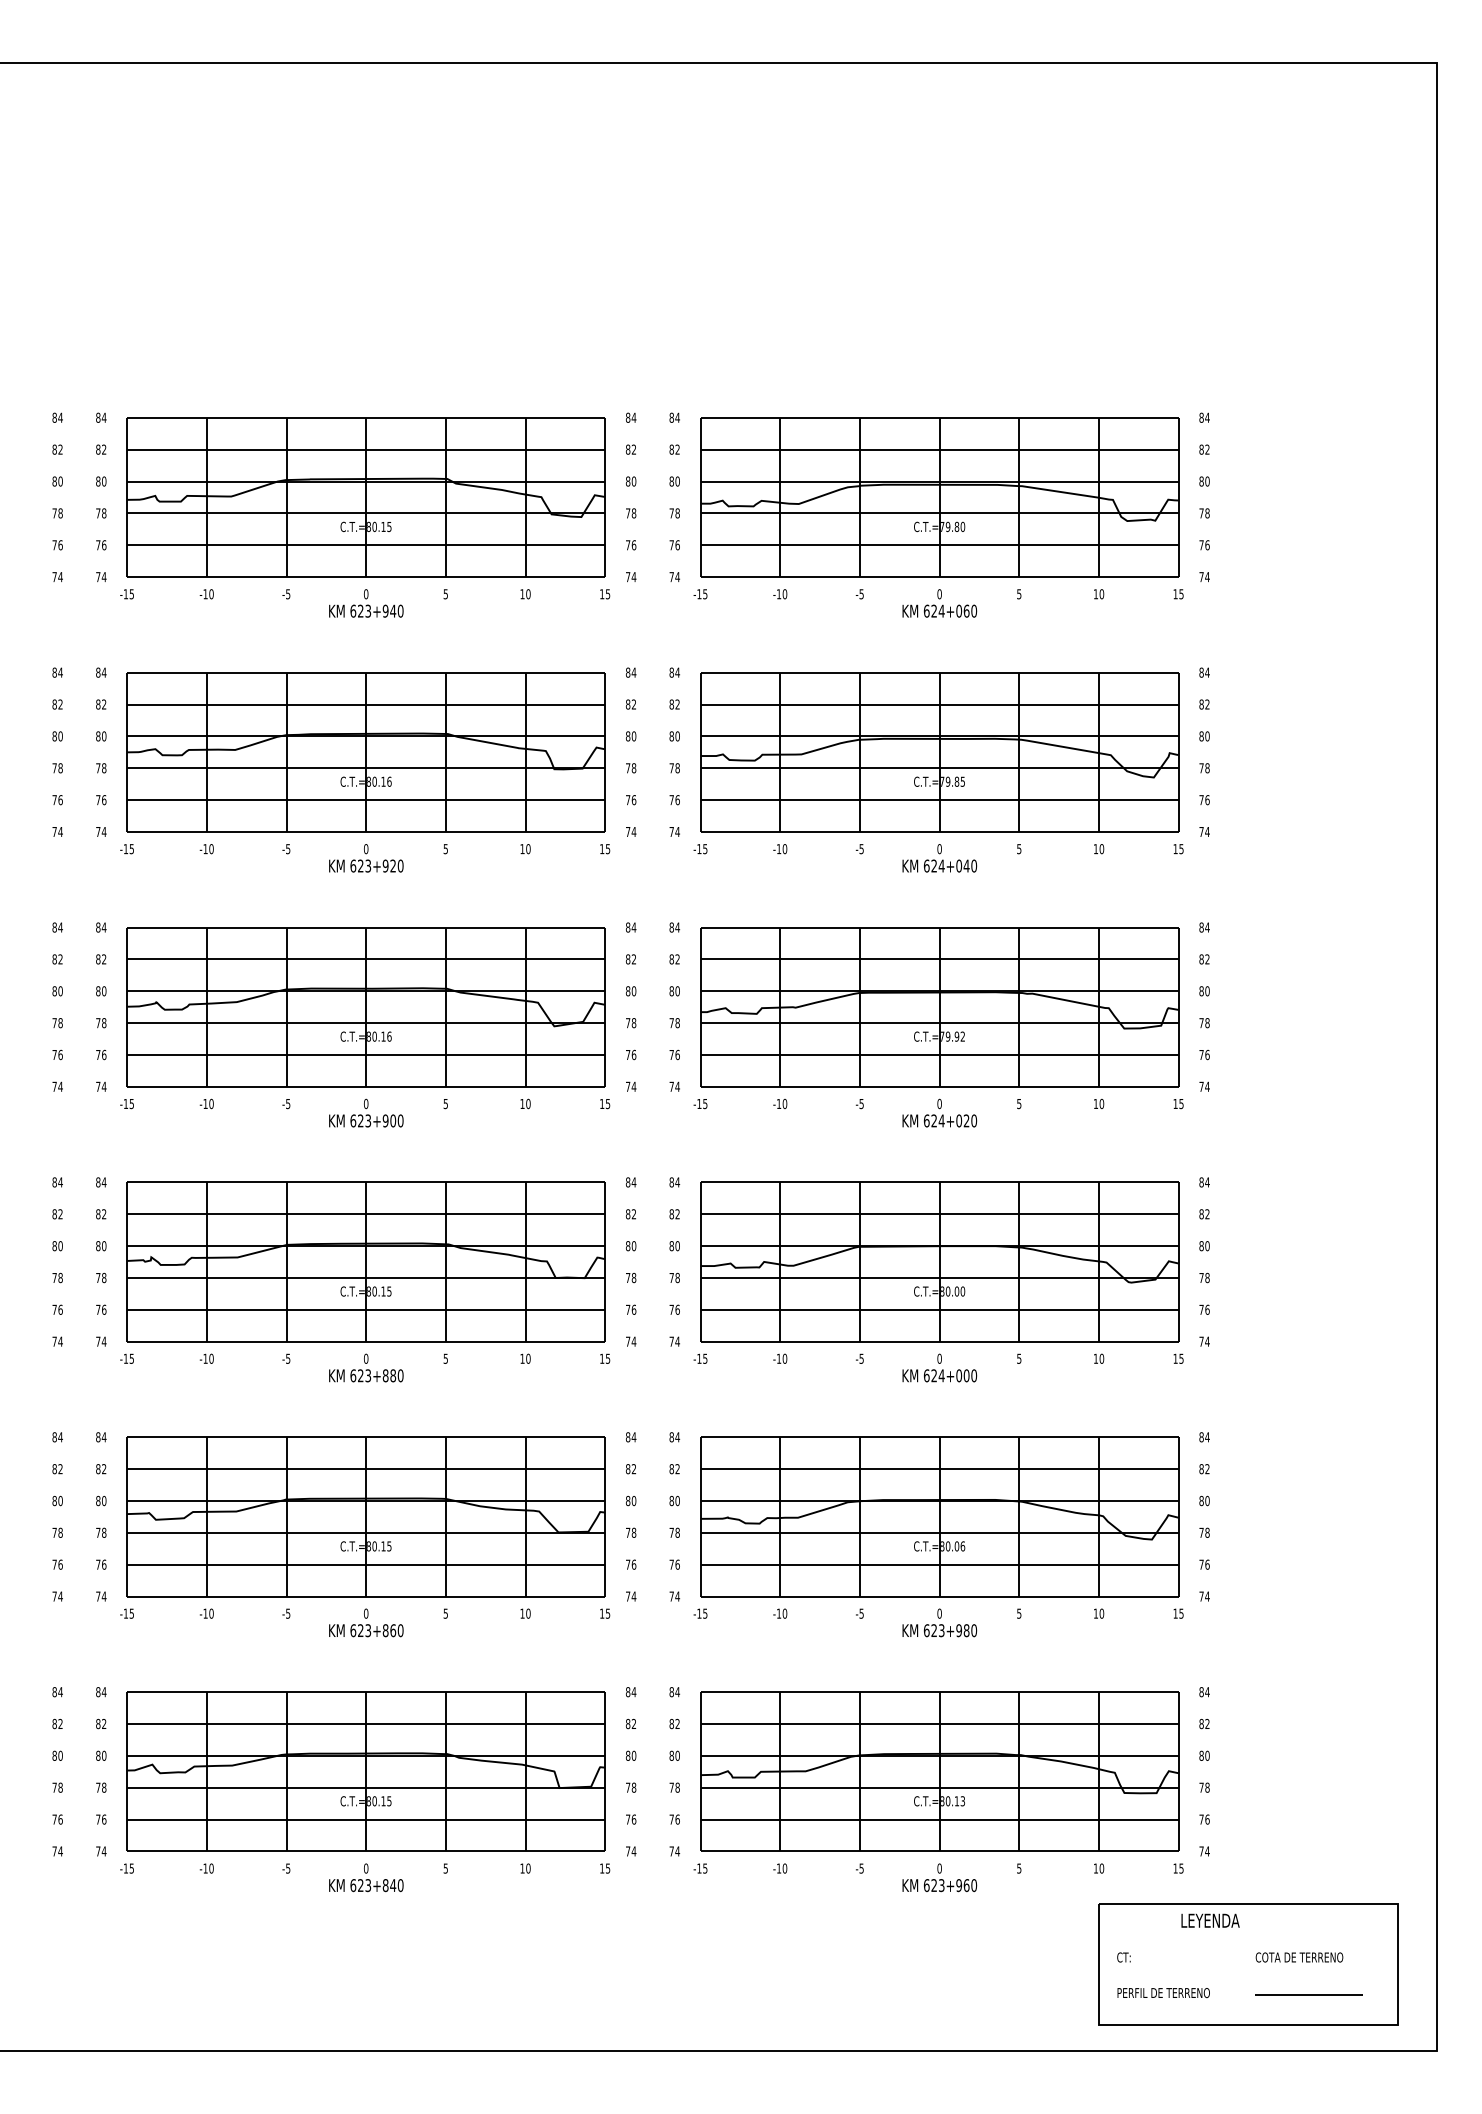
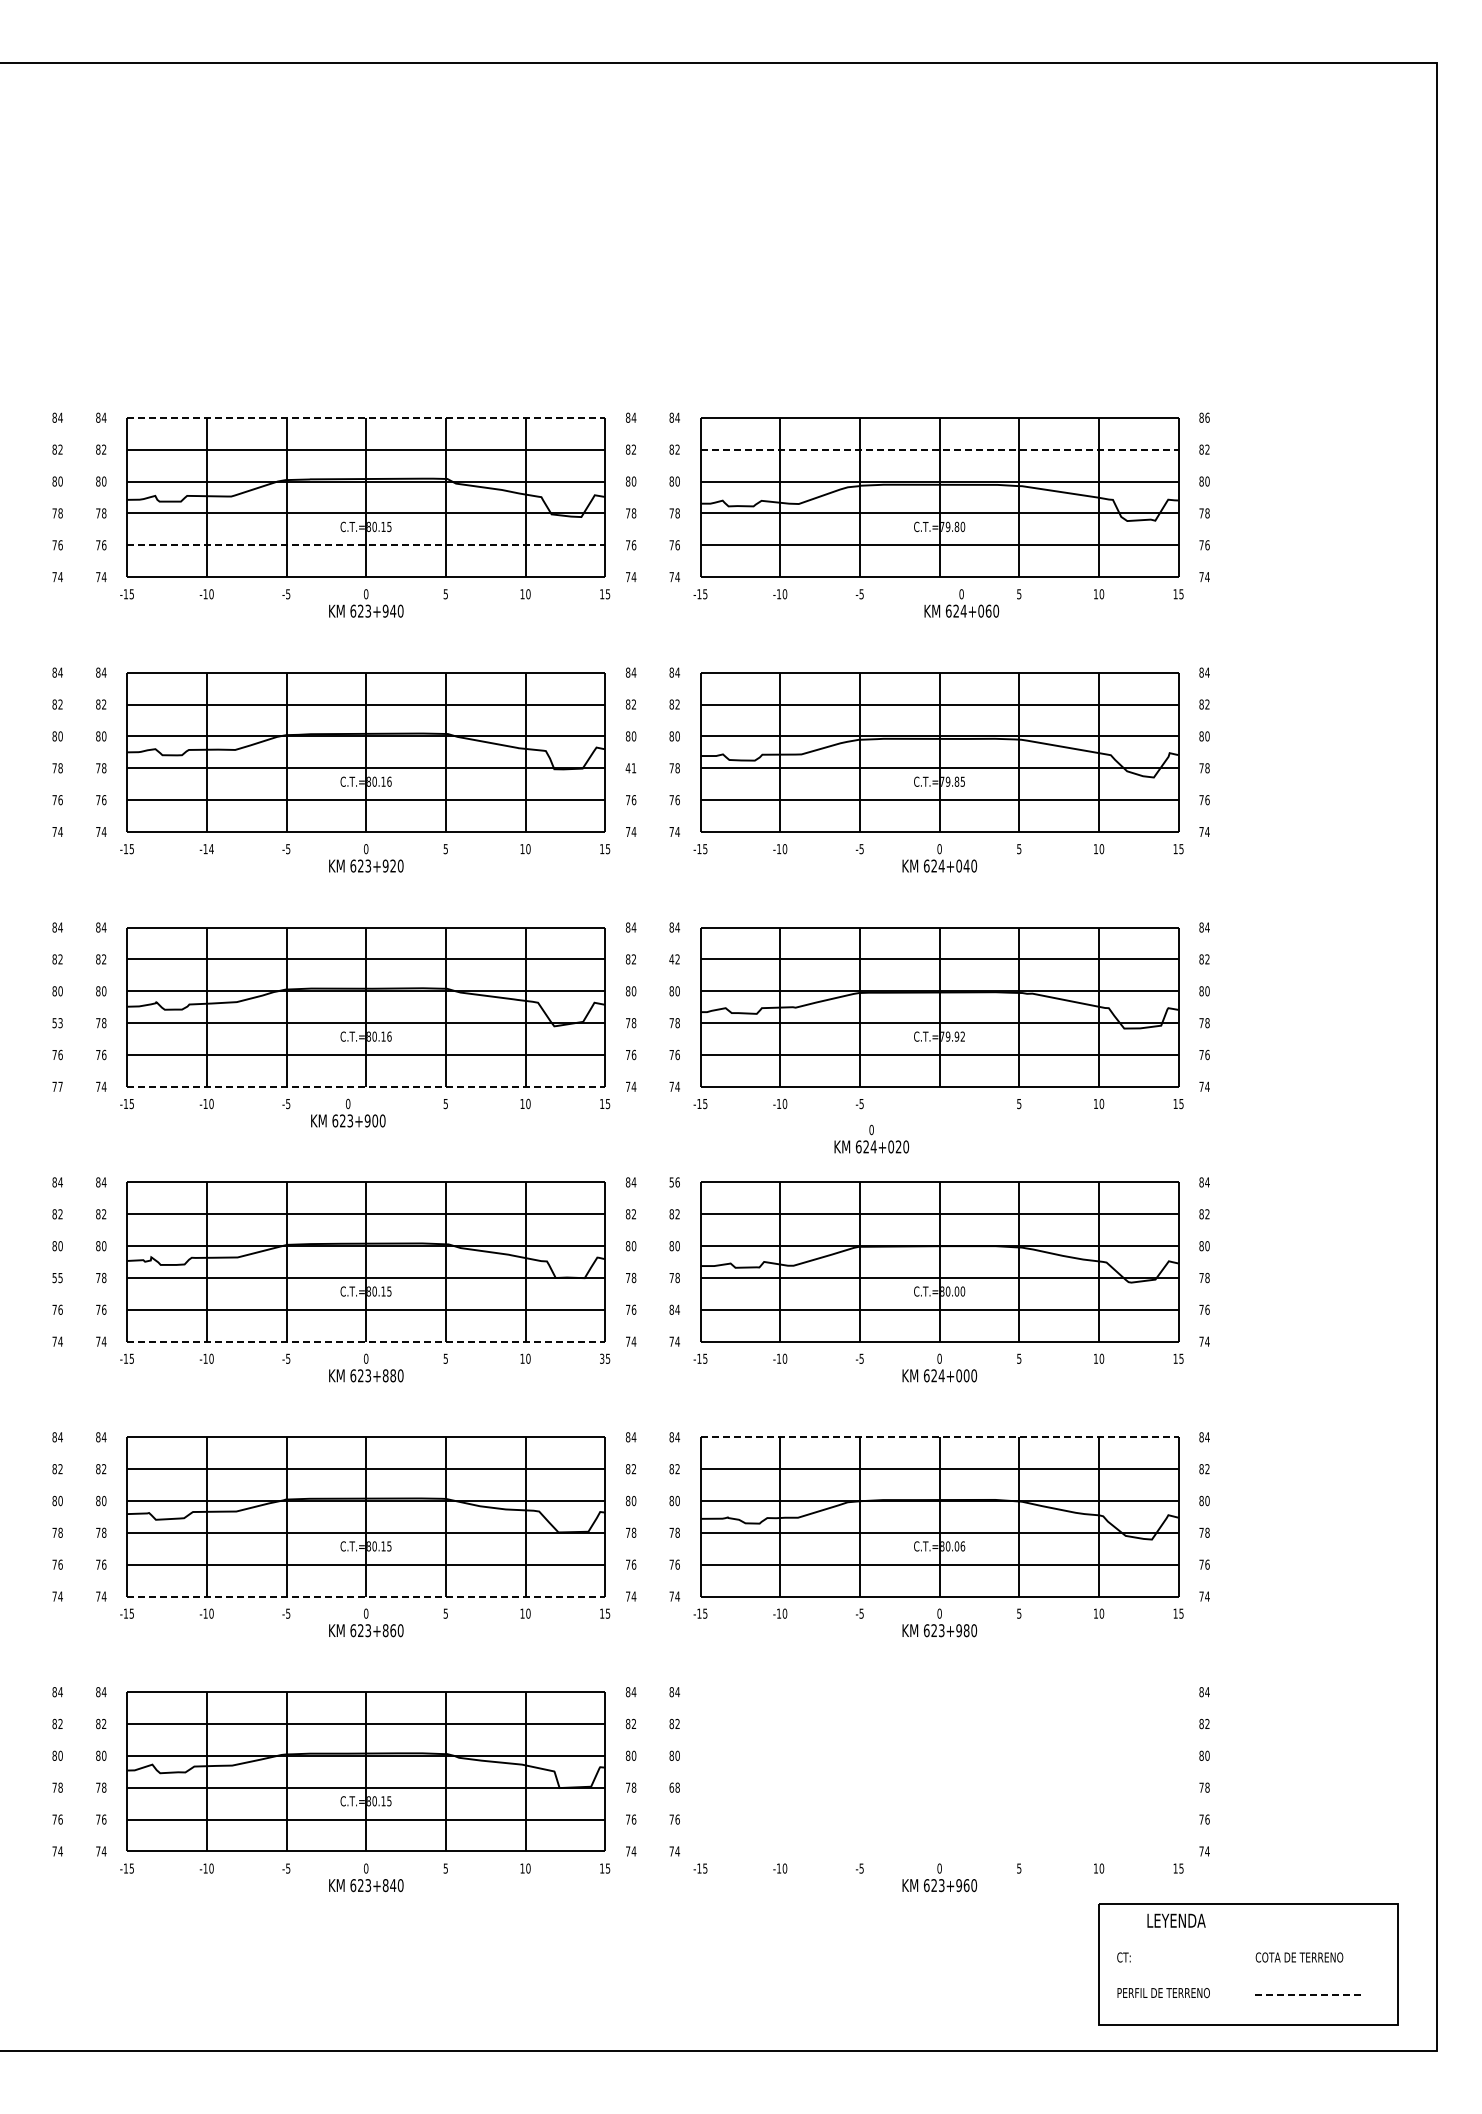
line: solid -> dashed (366, 417)
text: 84 -> 86 (1207, 417)
line: solid -> dashed (939, 449)
line: solid -> dashed (366, 545)
text position: (939, 603) -> (961, 603) (961, 603)
text: 78 -> 41 (630, 768)
text: -10 -> -14 (211, 849)
text: 82 -> 42 (671, 959)
text: 78 -> 53 (57, 1023)
text: 74 -> 77 (60, 1086)
line: solid -> dashed (366, 1086)
text position: (366, 1112) -> (348, 1112) (348, 1112)
text position: (939, 1112) -> (871, 1138) (871, 1138)
text: 84 -> 56 (674, 1182)
text: 78 -> 55 (57, 1277)
text: 76 -> 84 (674, 1309)
line: solid -> dashed (366, 1341)
text: 15 -> 35 (602, 1358)
line: solid -> dashed (939, 1437)
line: solid -> dashed (366, 1596)
part: present -> none (939, 1771)
text: 78 -> 68 (671, 1787)
text position: (1210, 1920) -> (1176, 1920) (1176, 1920)
line: solid -> dashed (1309, 1995)
